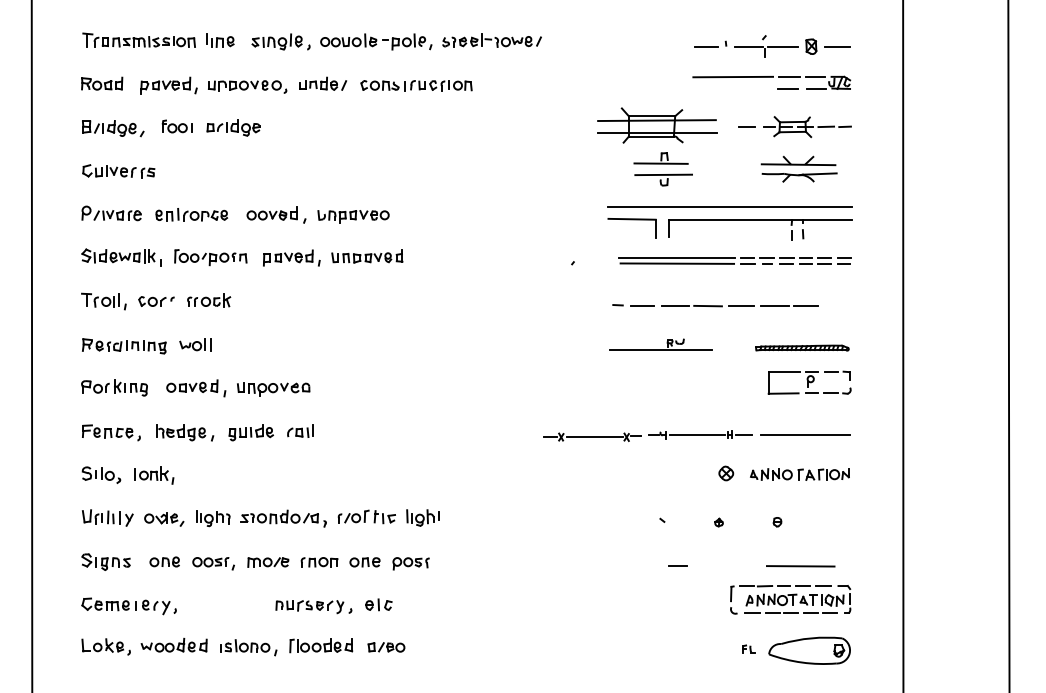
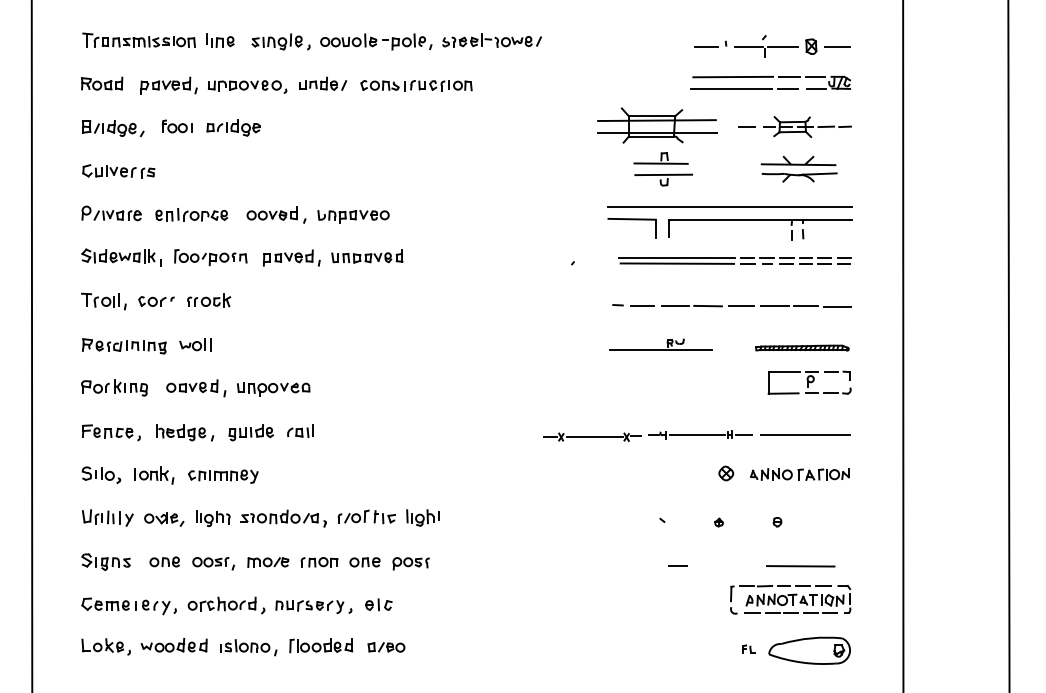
line: none -> present (731, 88)
line: none -> present (837, 306)
part: none -> present (223, 476)
part: none -> present (226, 605)
